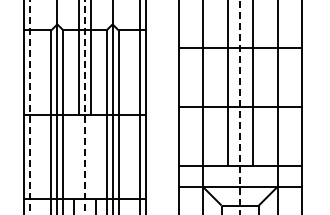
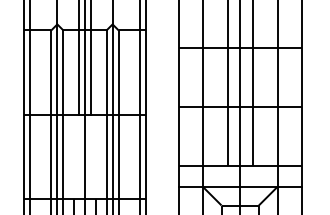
line: dashed -> solid (29, 106)
line: dashed -> solid (84, 106)
line: dashed -> solid (240, 106)
